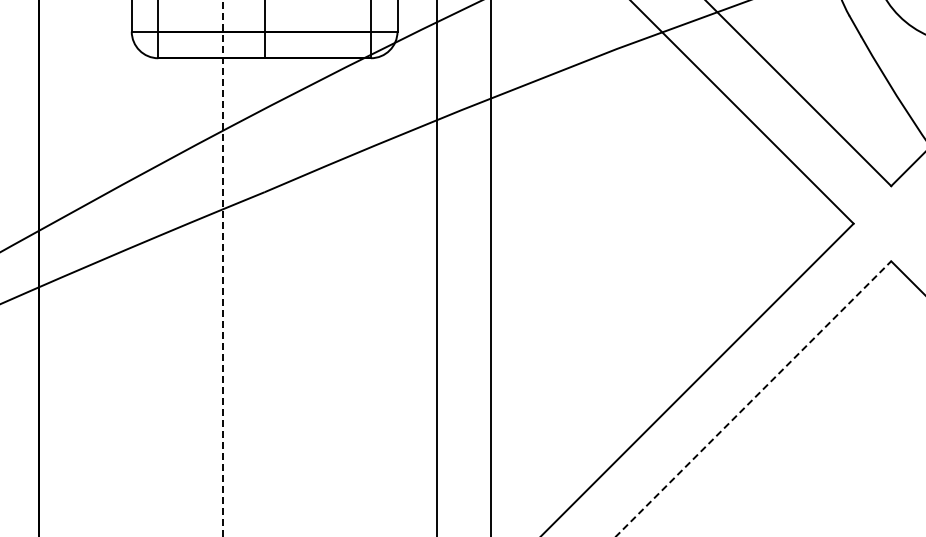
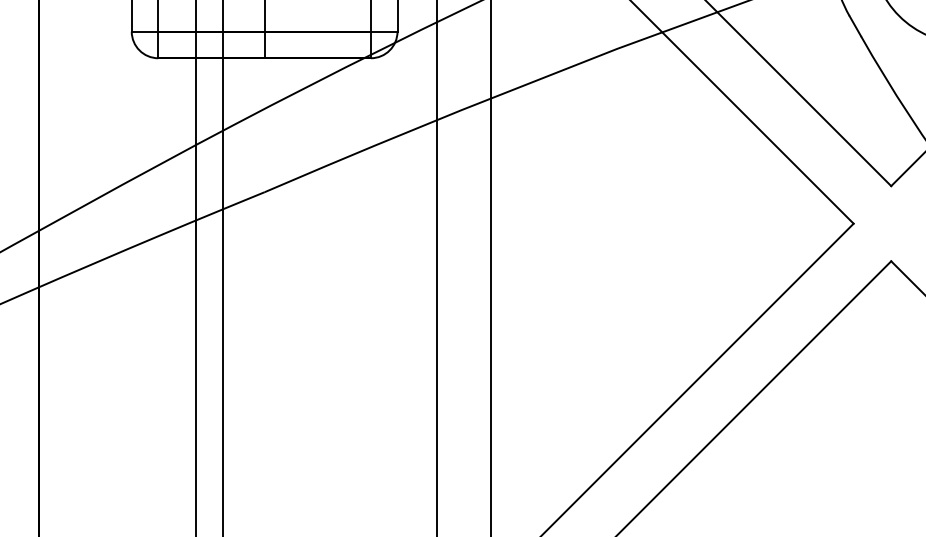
line: none -> present (196, 267)
line: dashed -> solid (222, 268)
line: dashed -> solid (753, 398)
